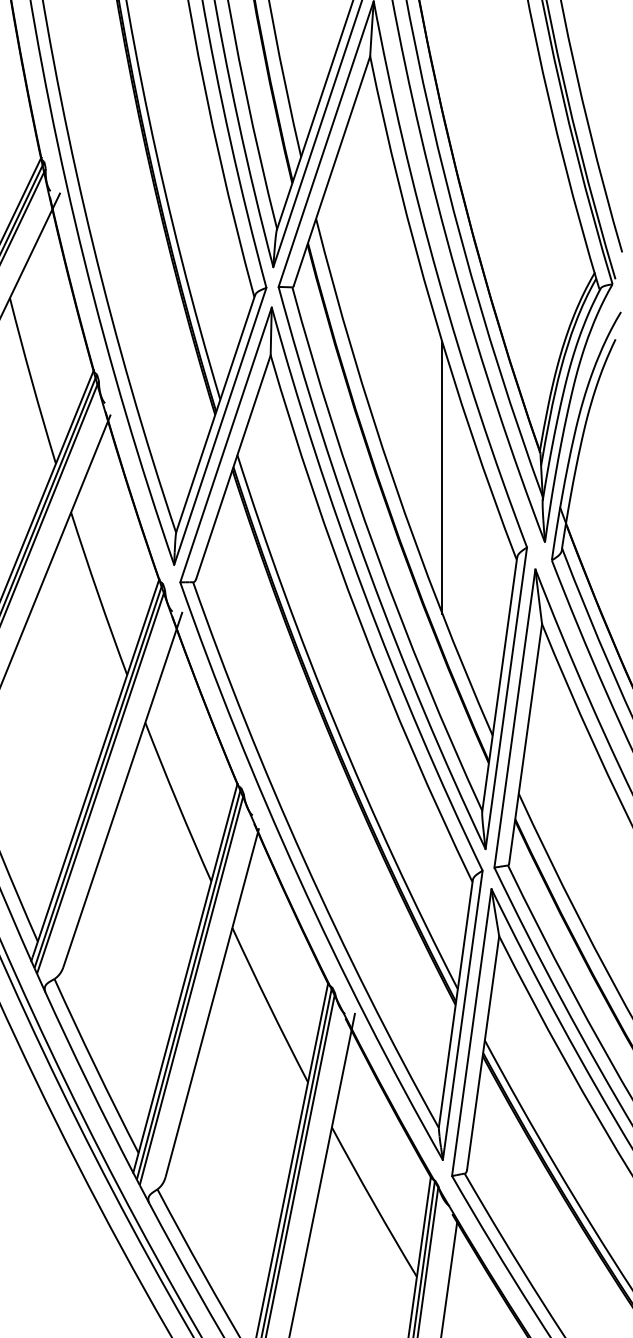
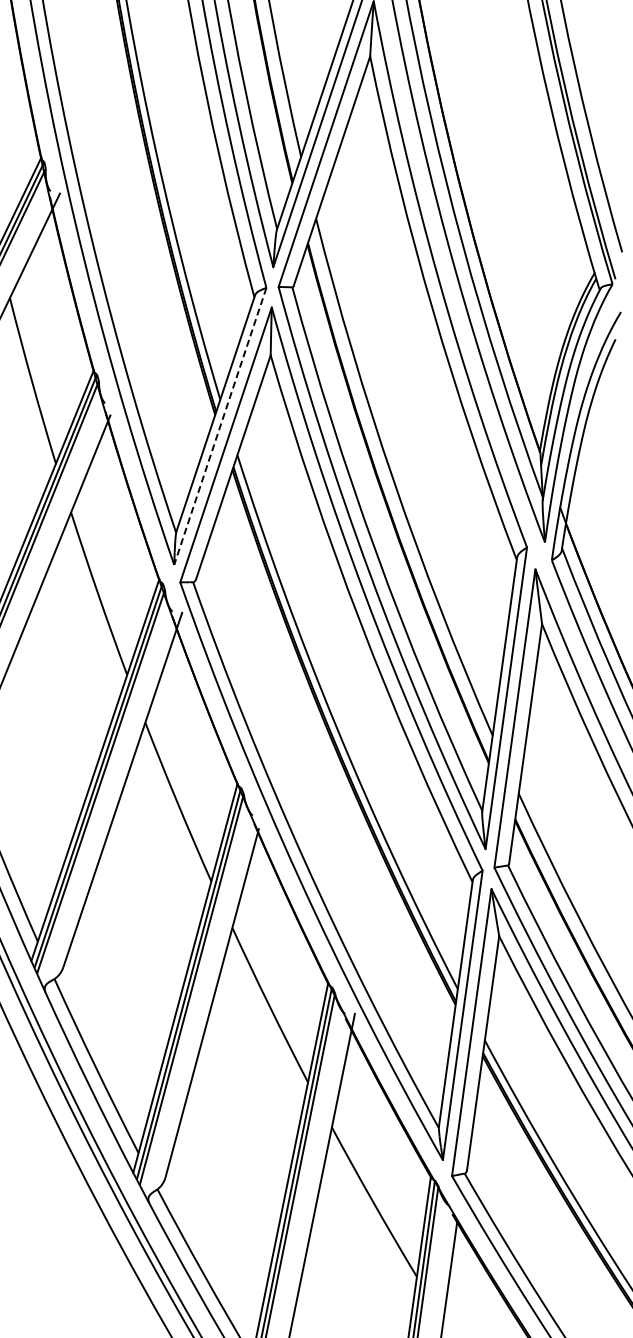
line: solid -> dashed (220, 426)
line: present -> none (442, 477)
